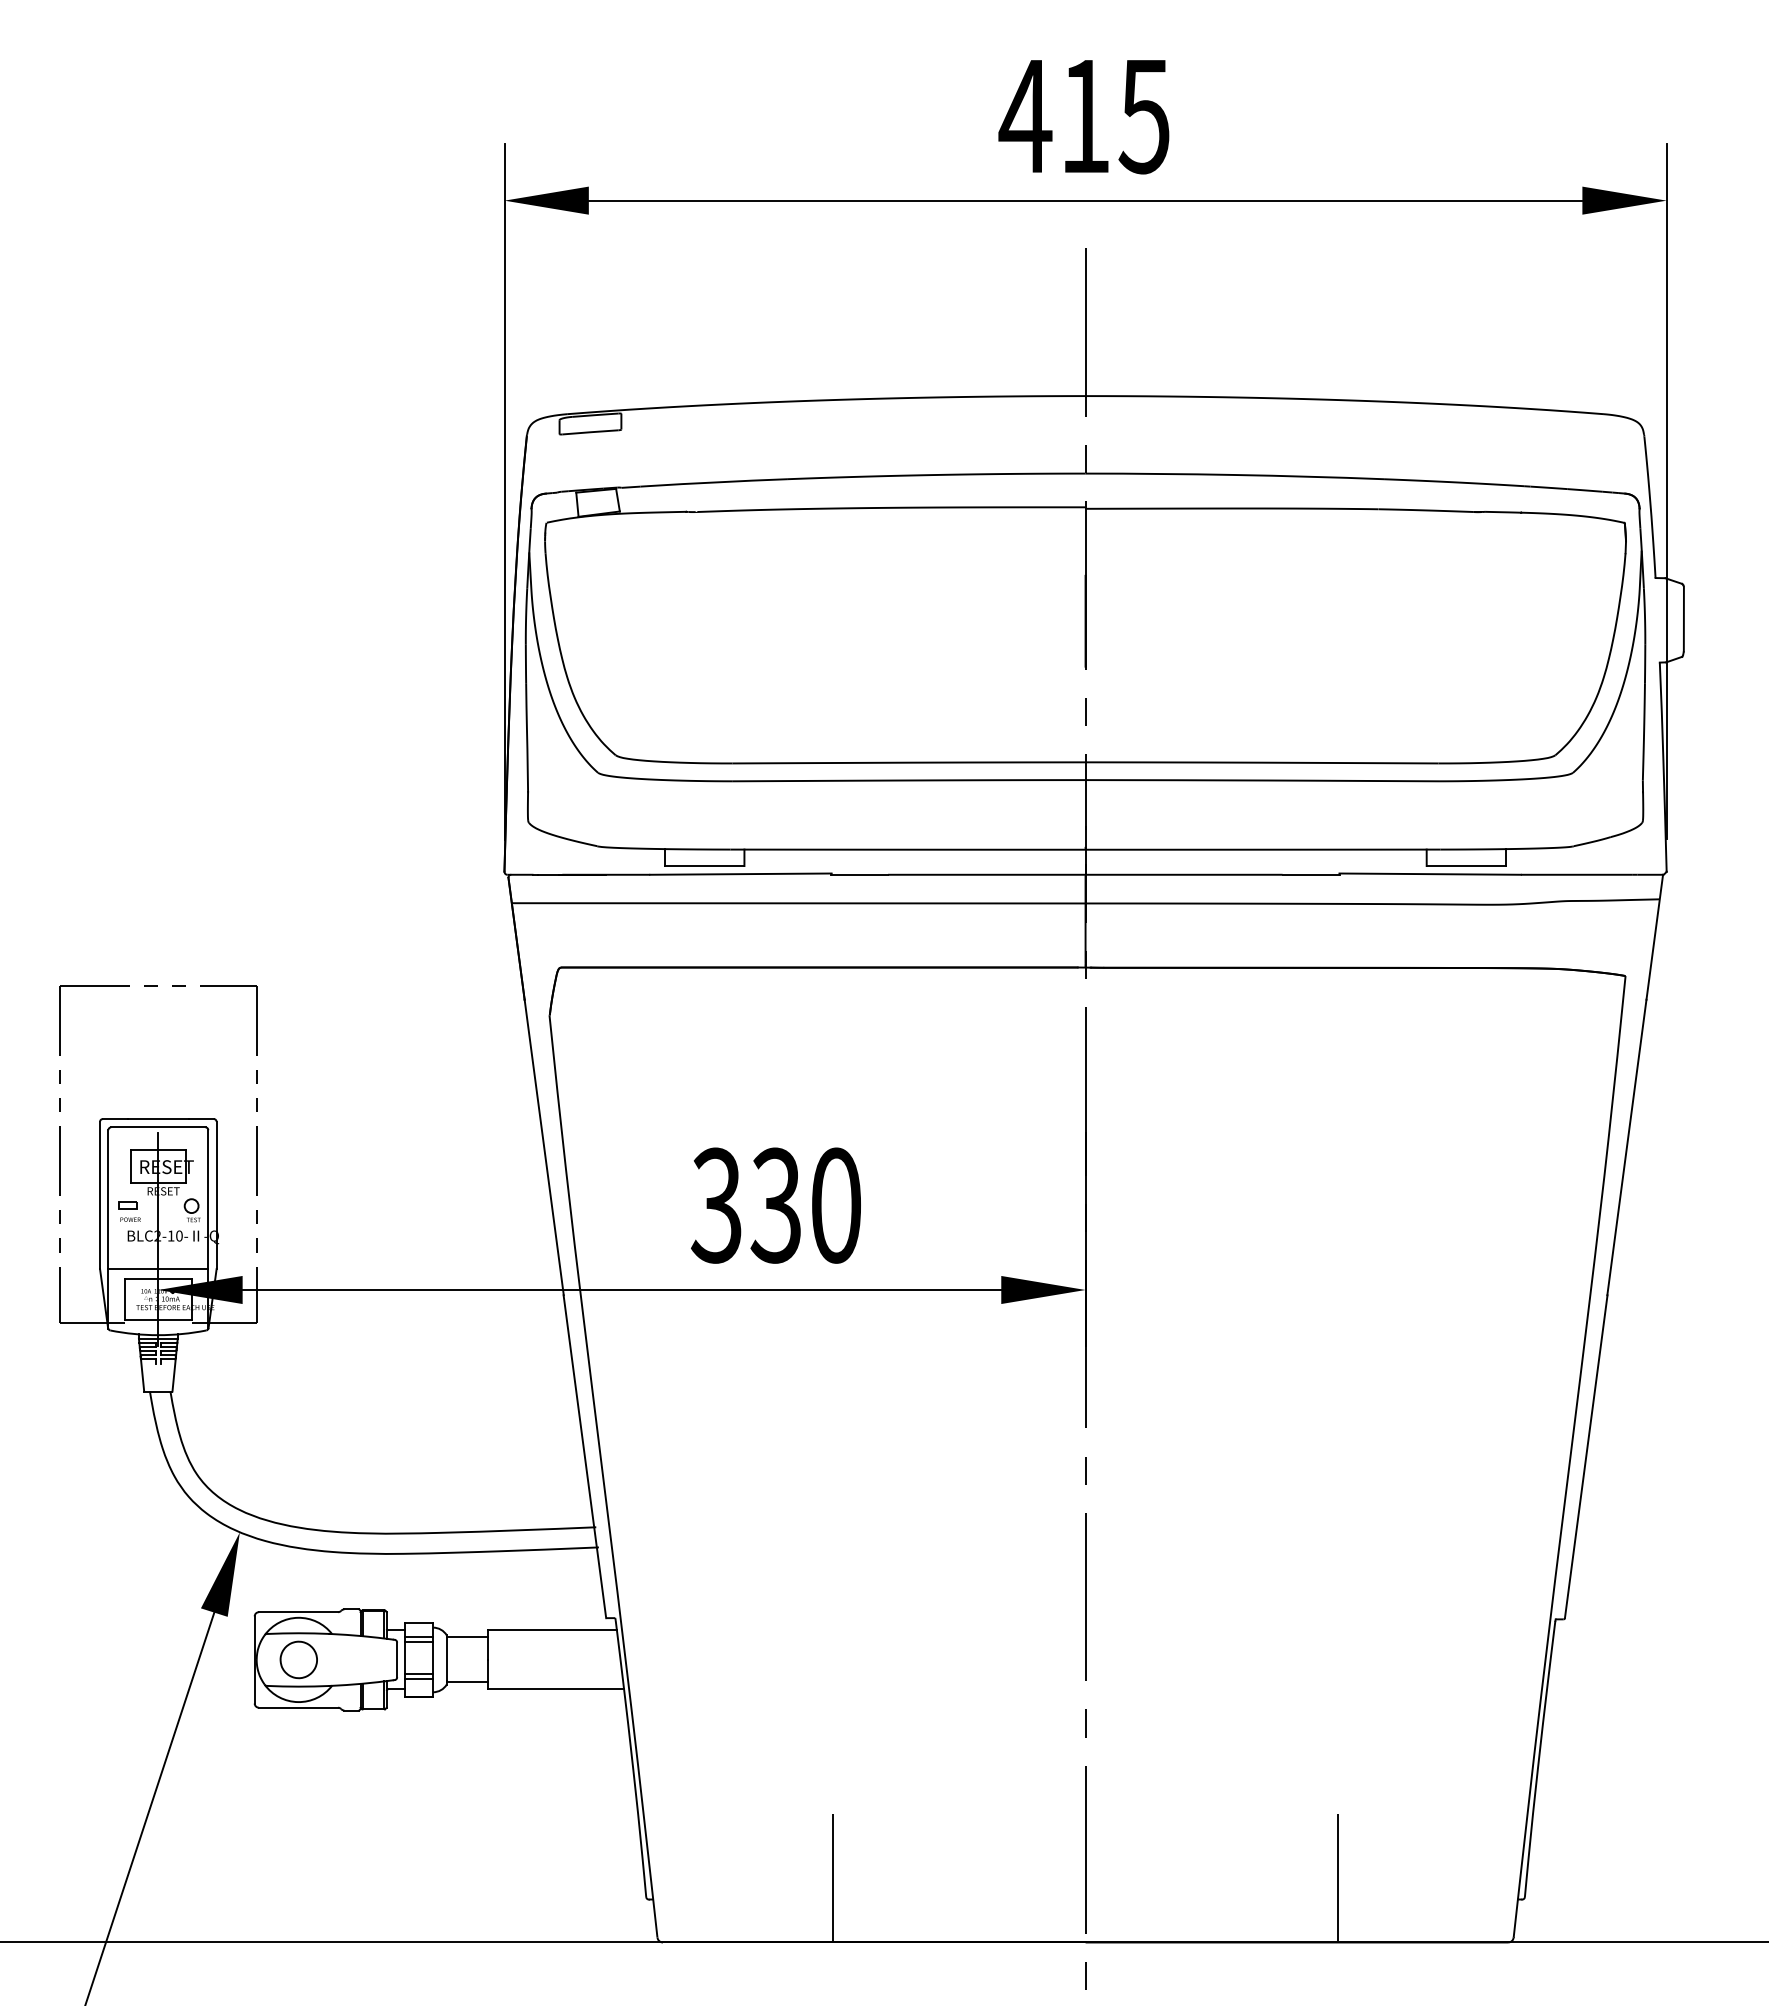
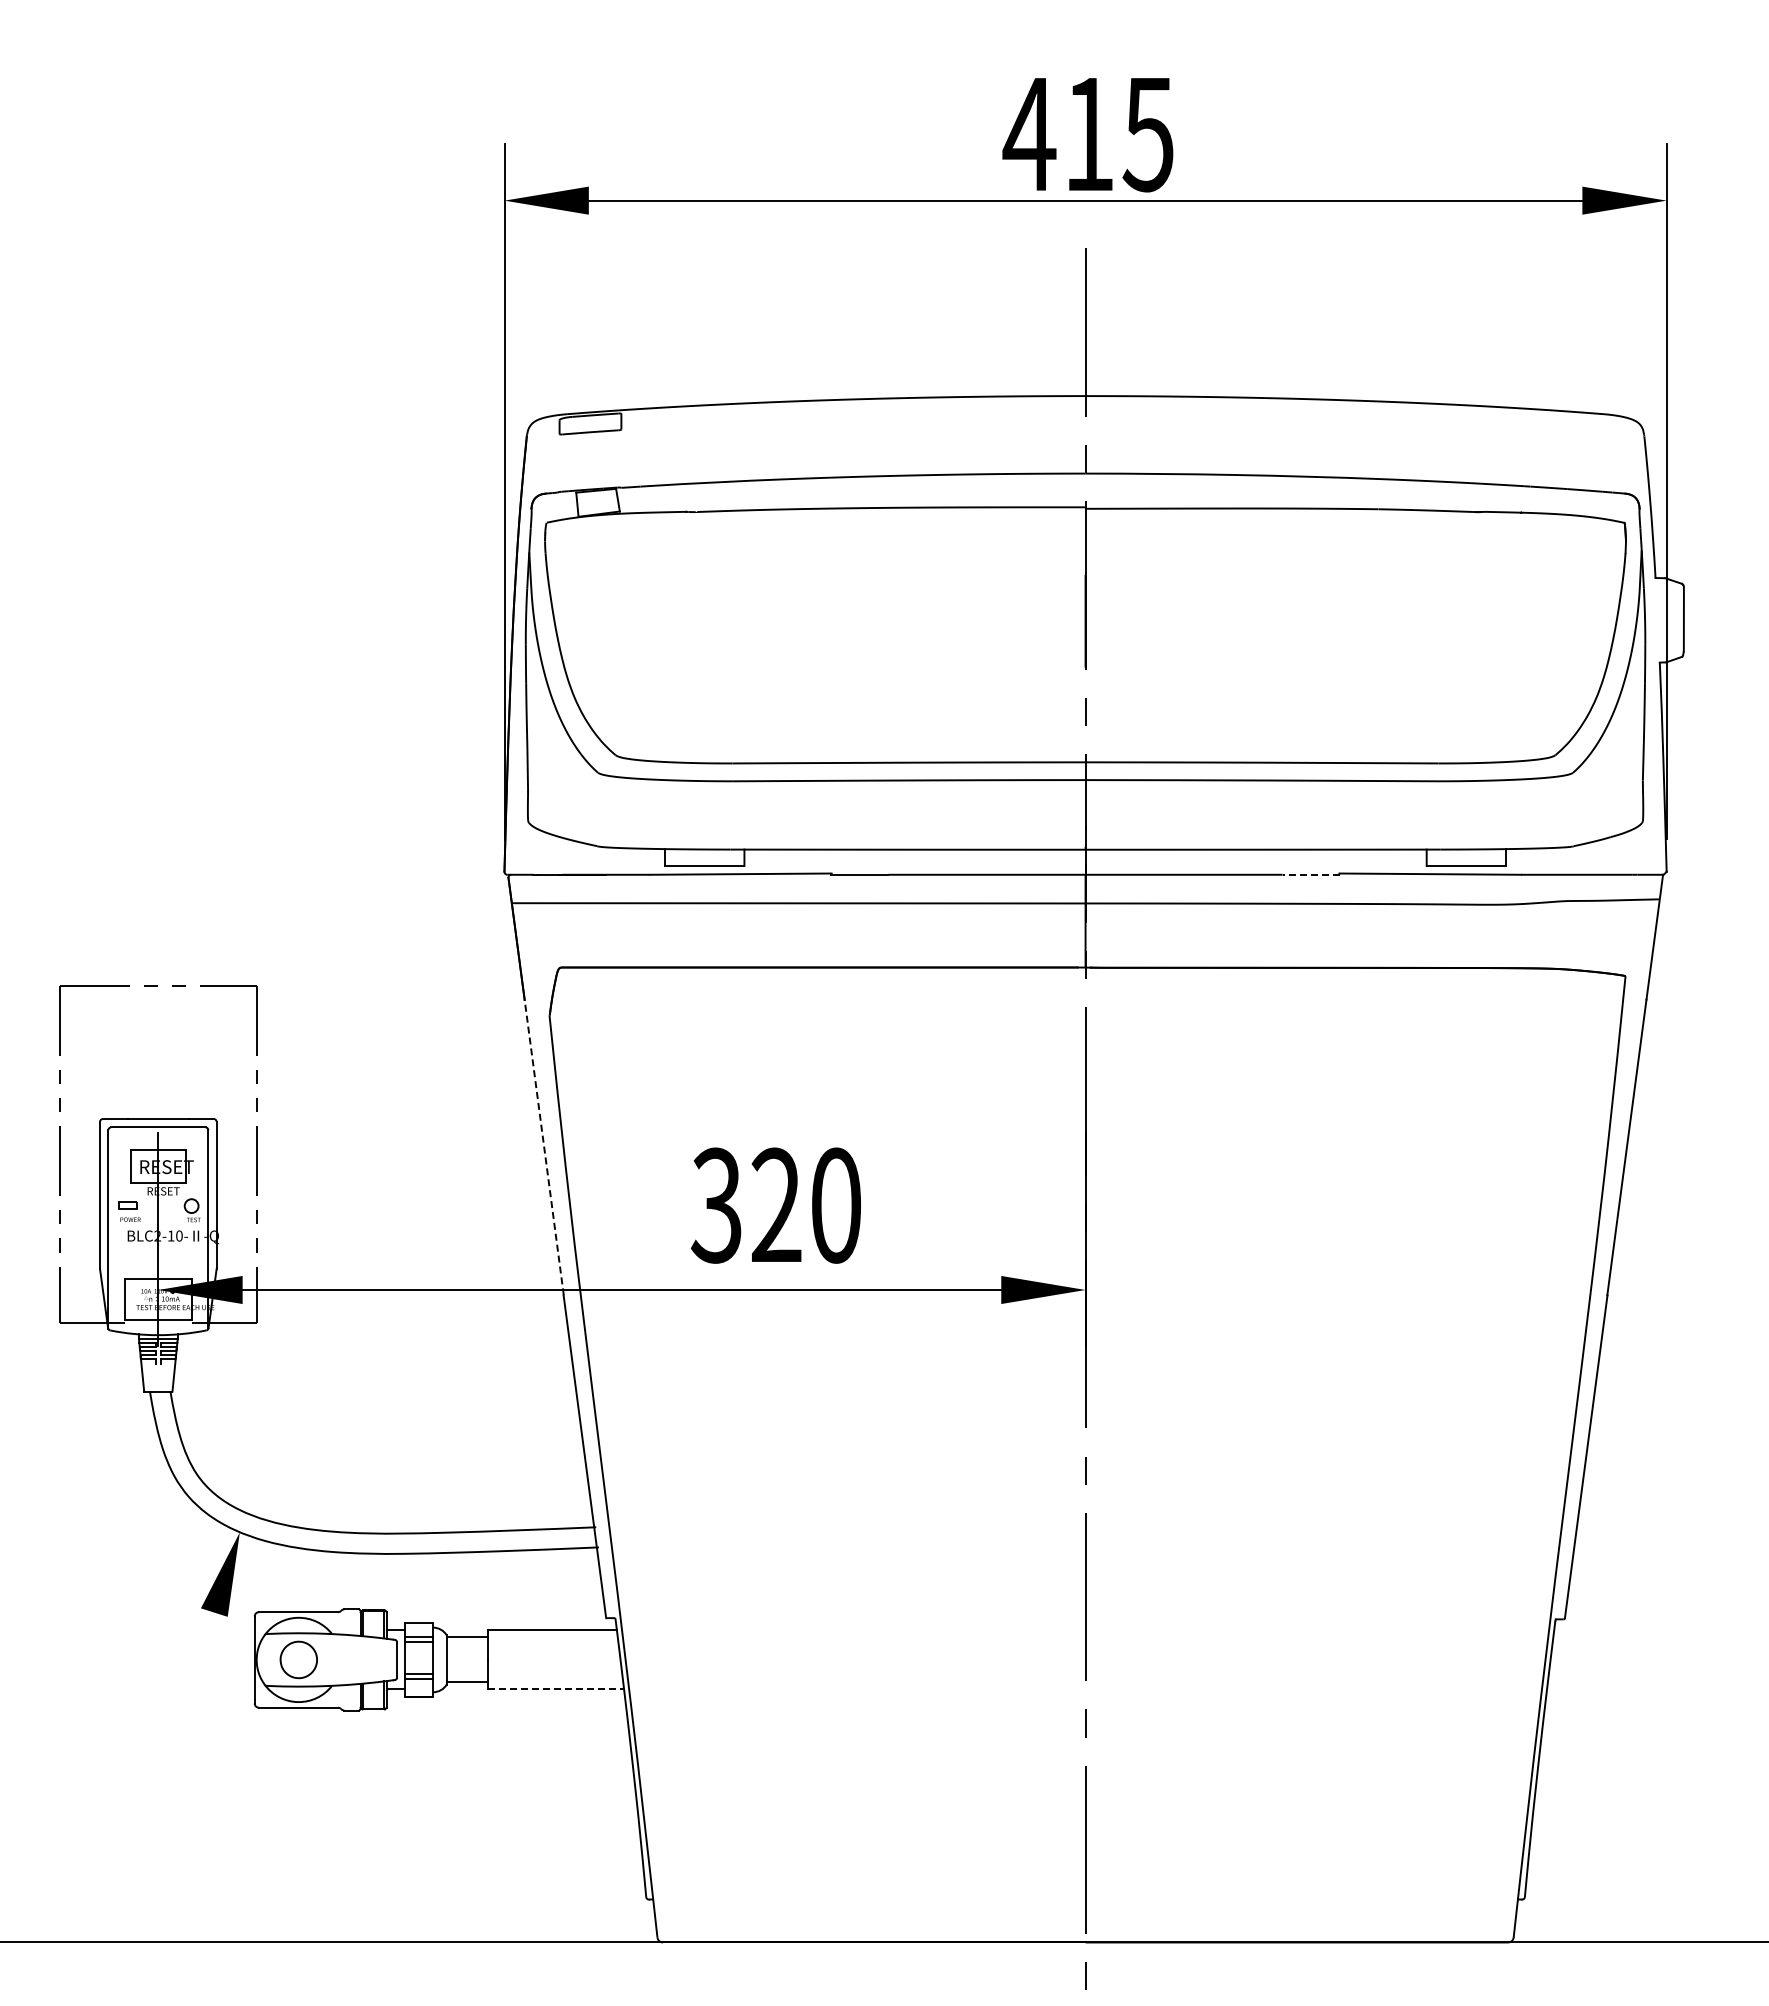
text position: (1083, 117) -> (1087, 135) (1087, 135)
line: solid -> dashed (1311, 874)
line: solid -> dashed (544, 1147)
text: 330 -> 320 (775, 1205)
line: present -> none (158, 1269)
line: solid -> dashed (556, 1689)
line: present -> none (150, 1807)
line: present -> none (832, 1876)
line: present -> none (1338, 1876)
